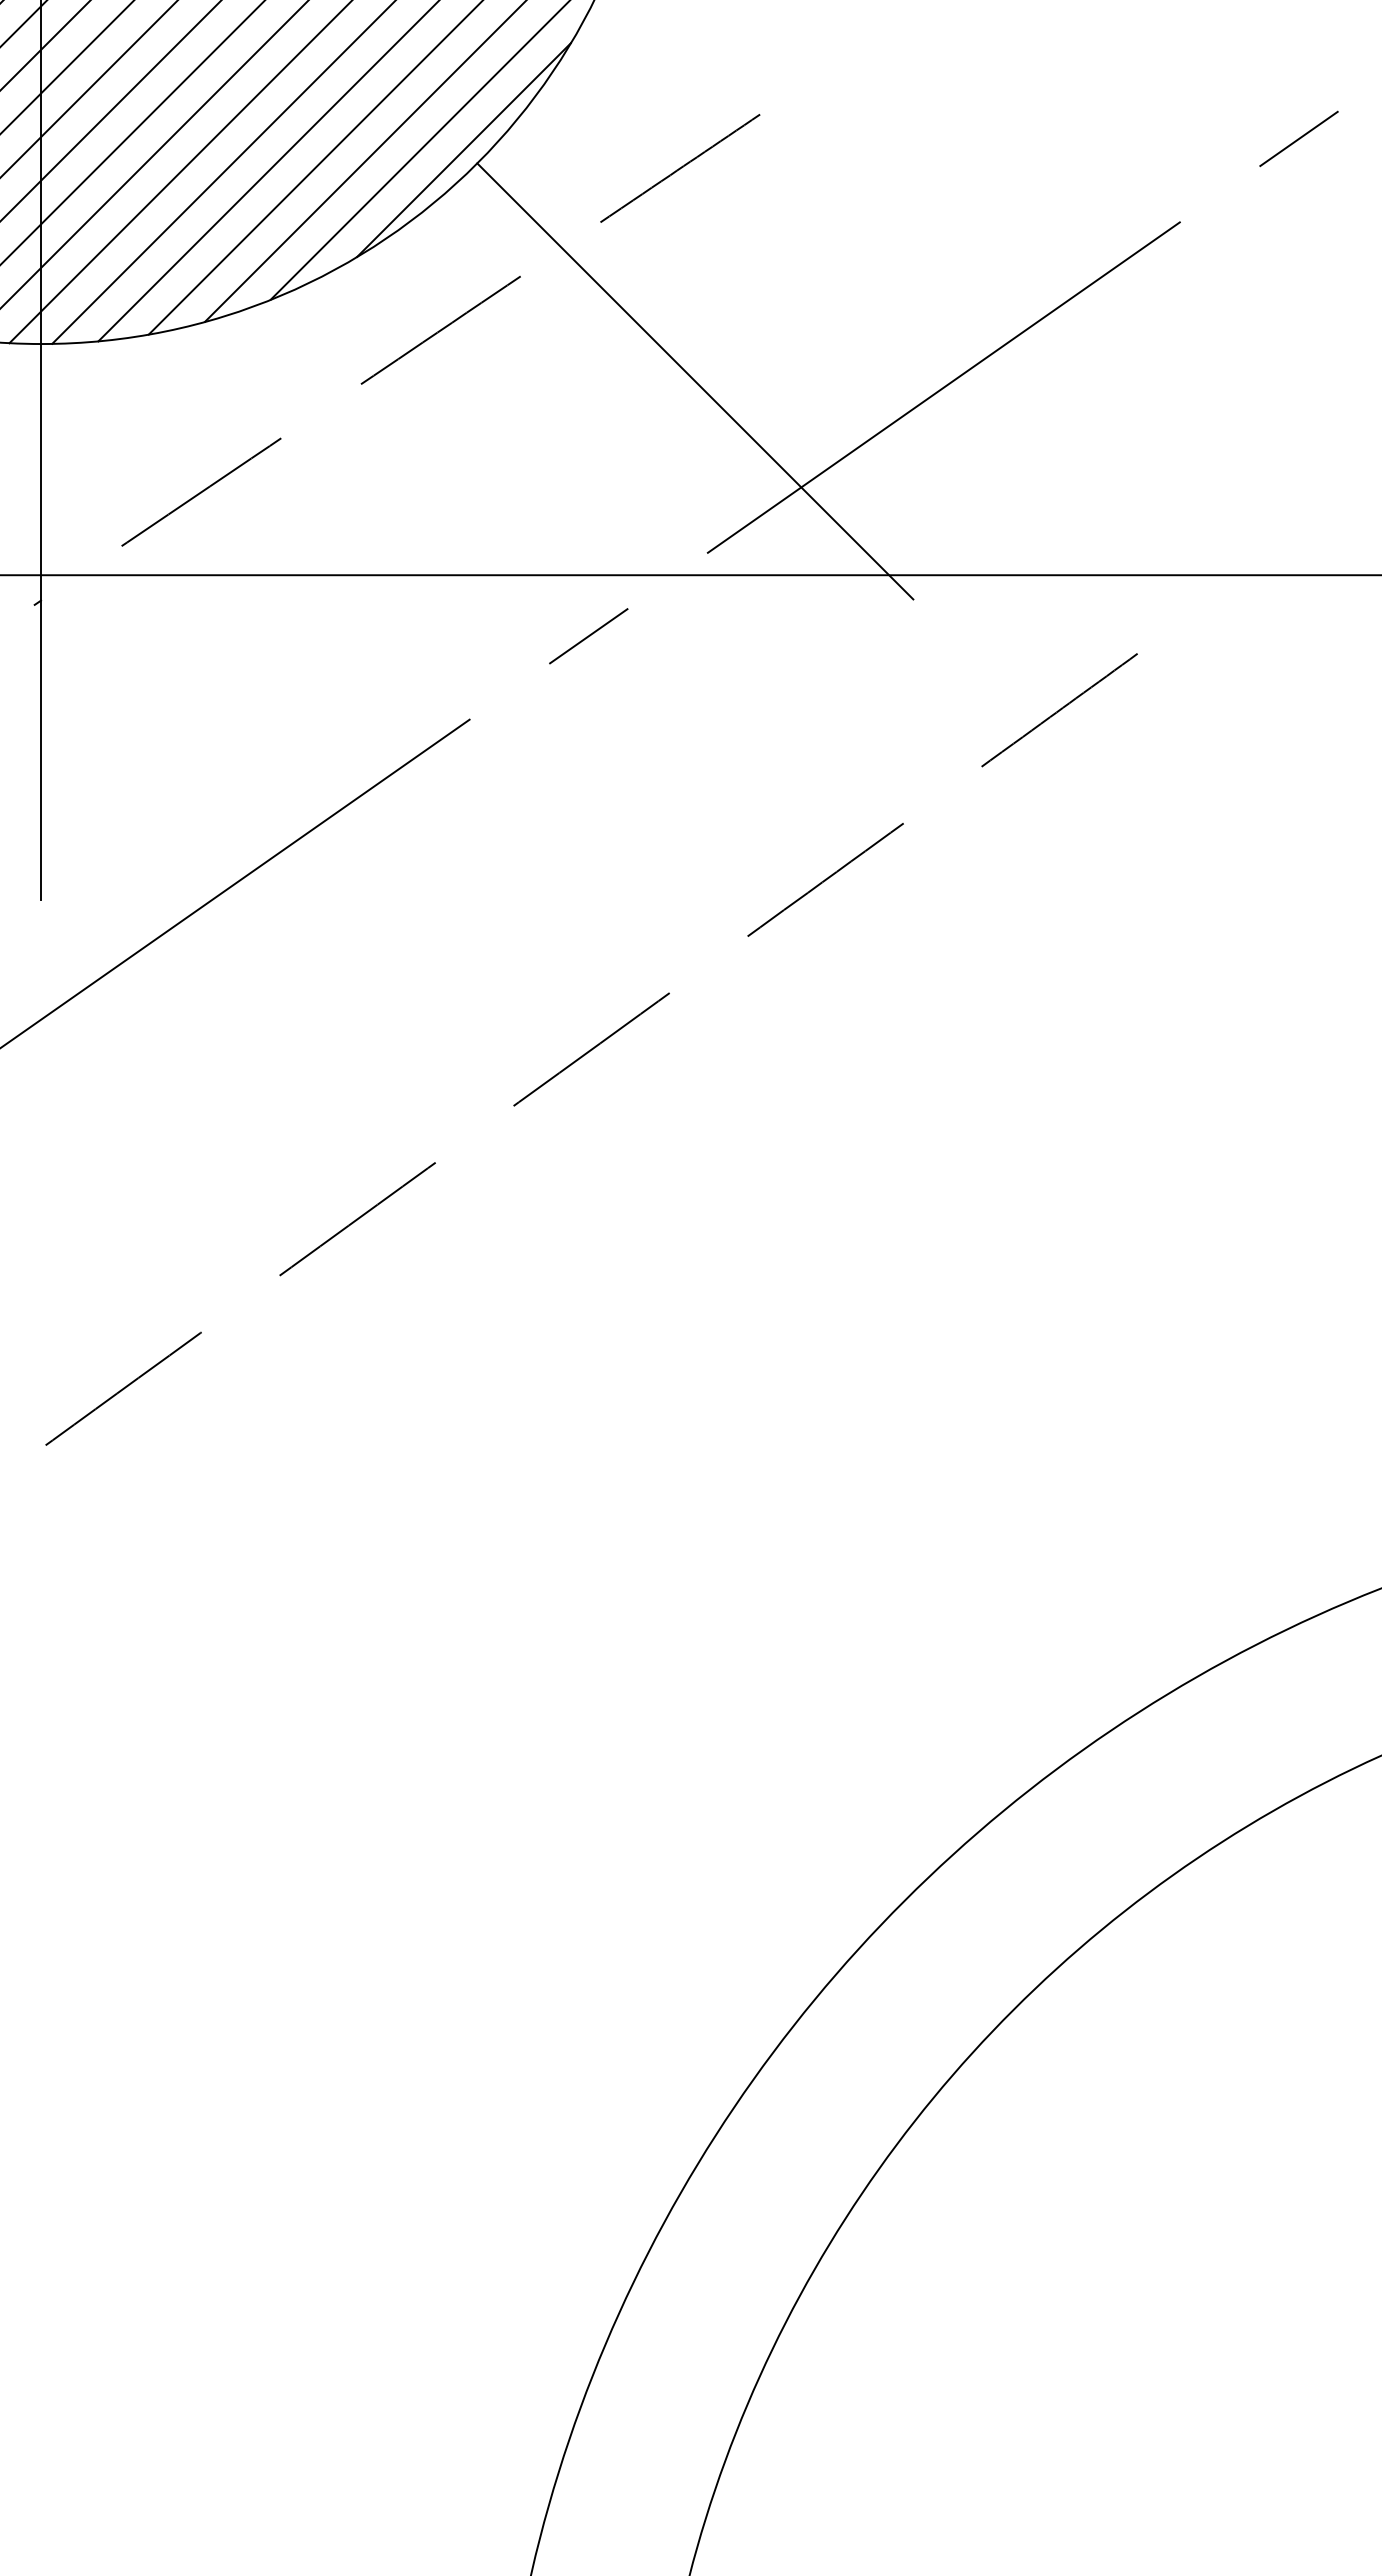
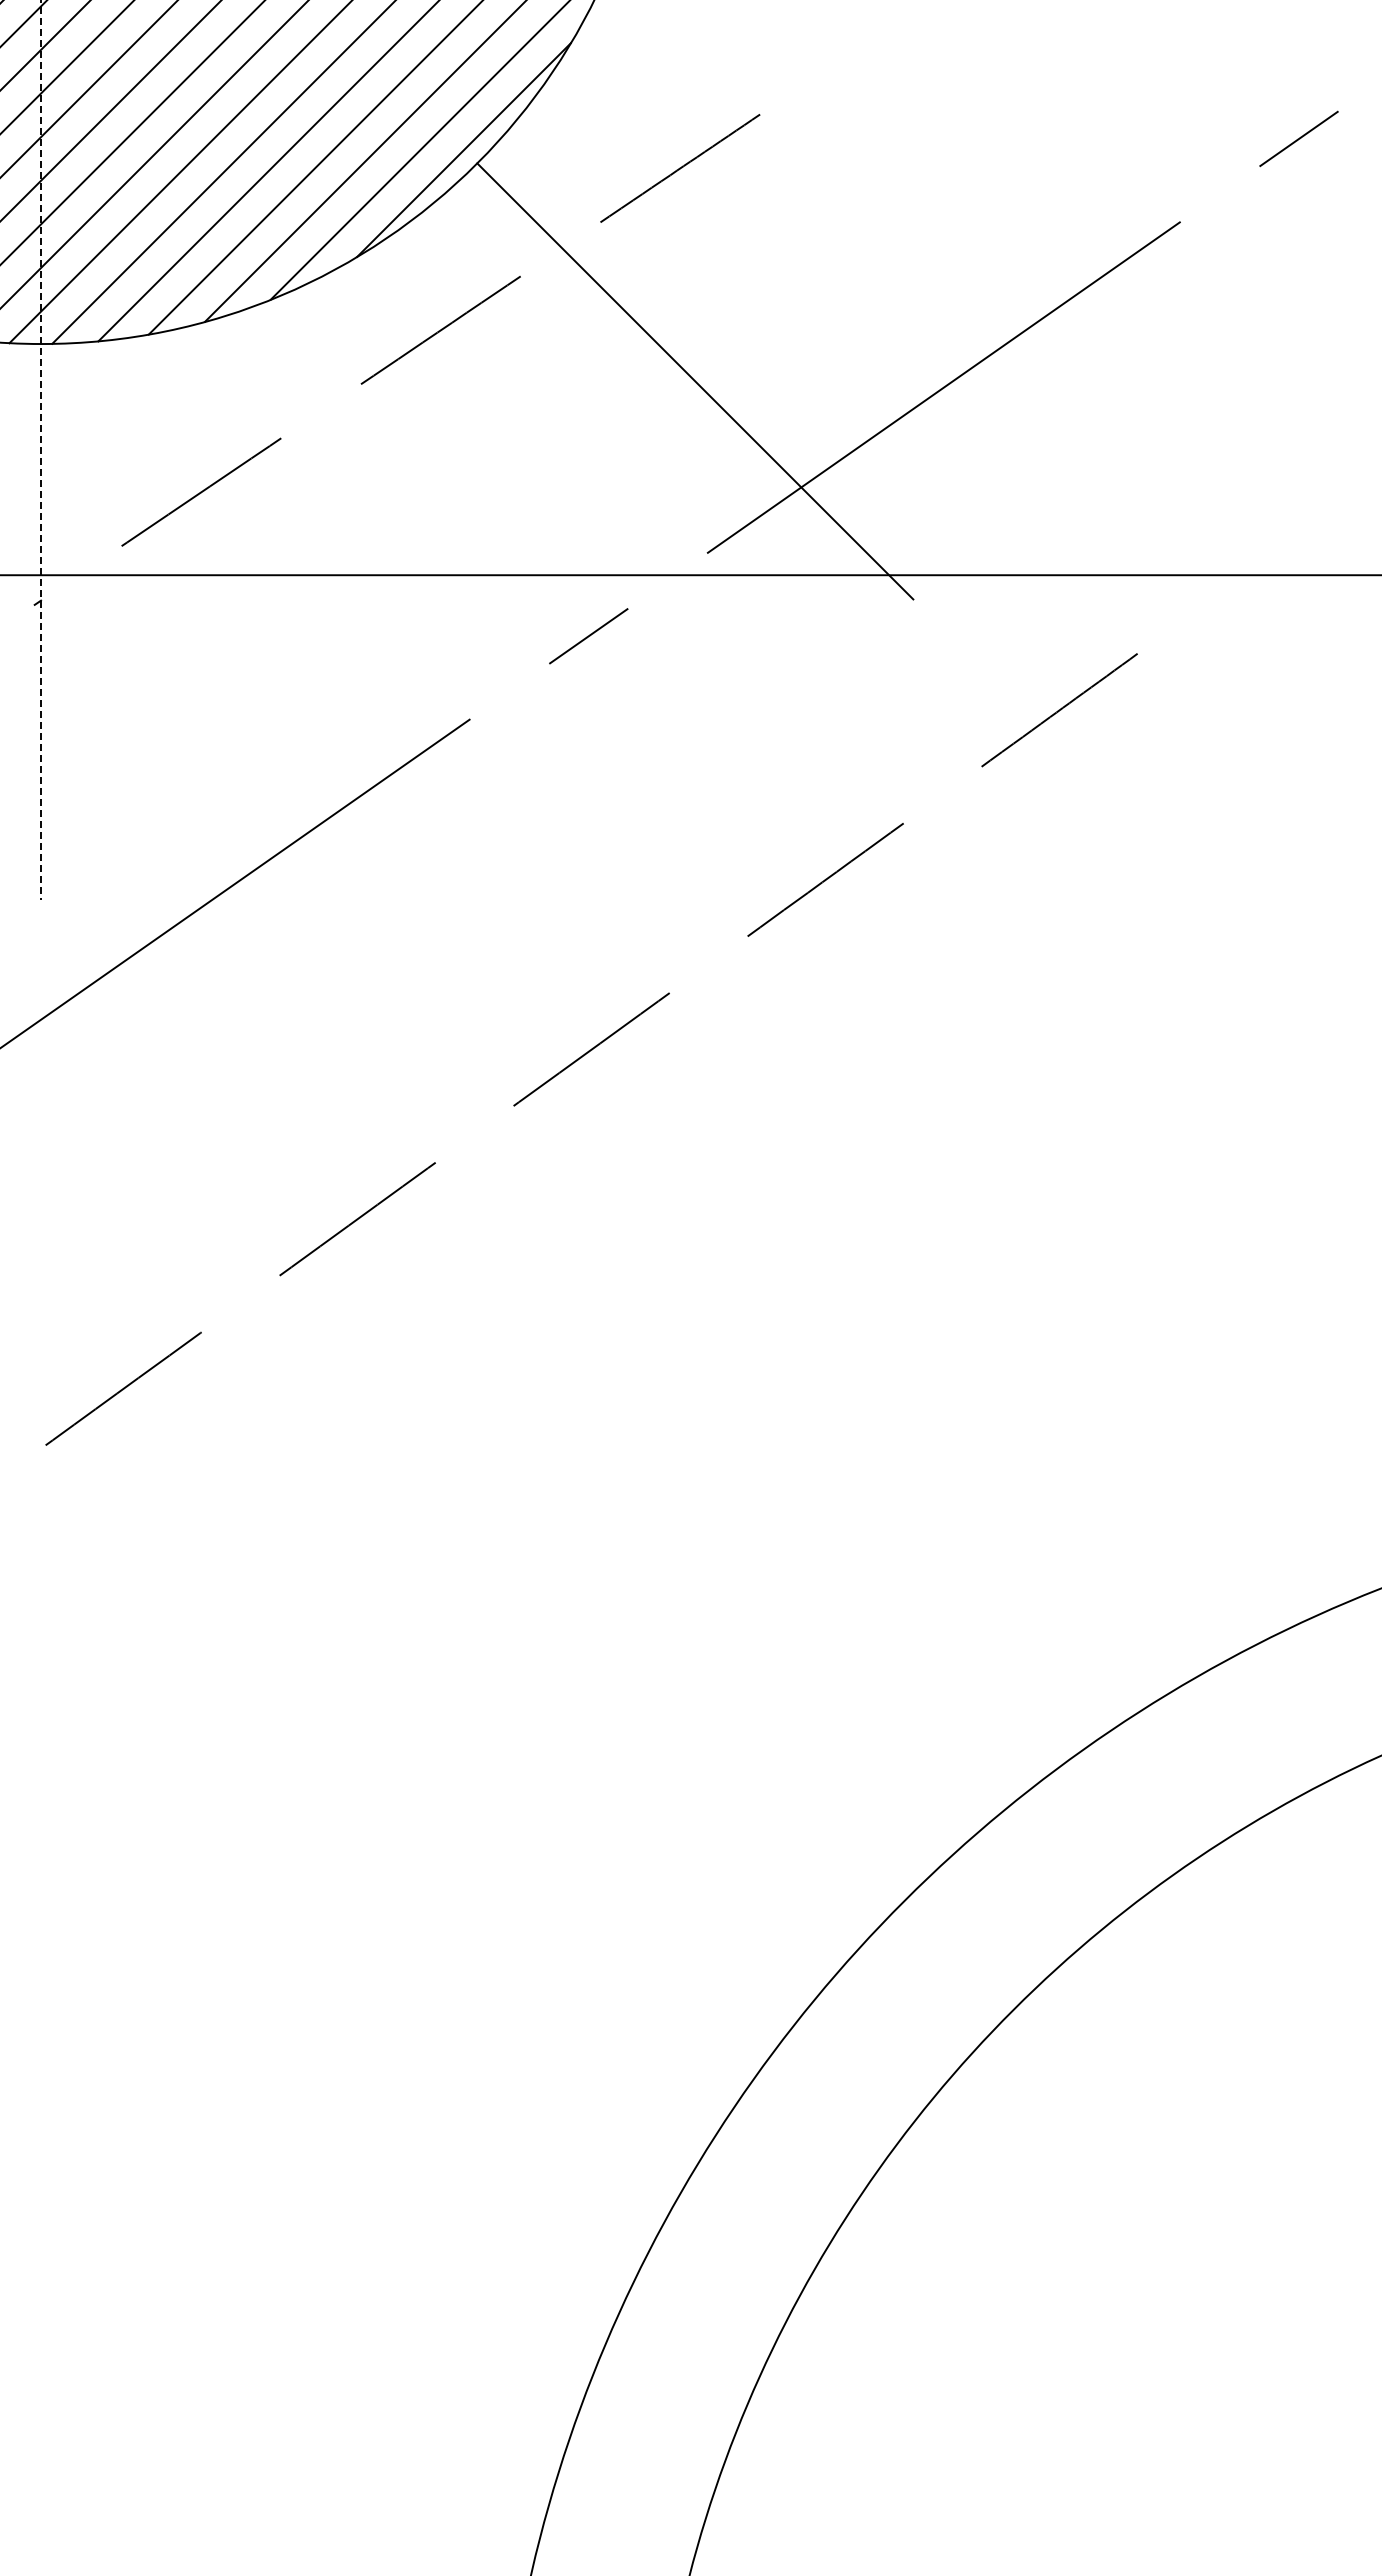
line: solid -> dashed (41, 450)
